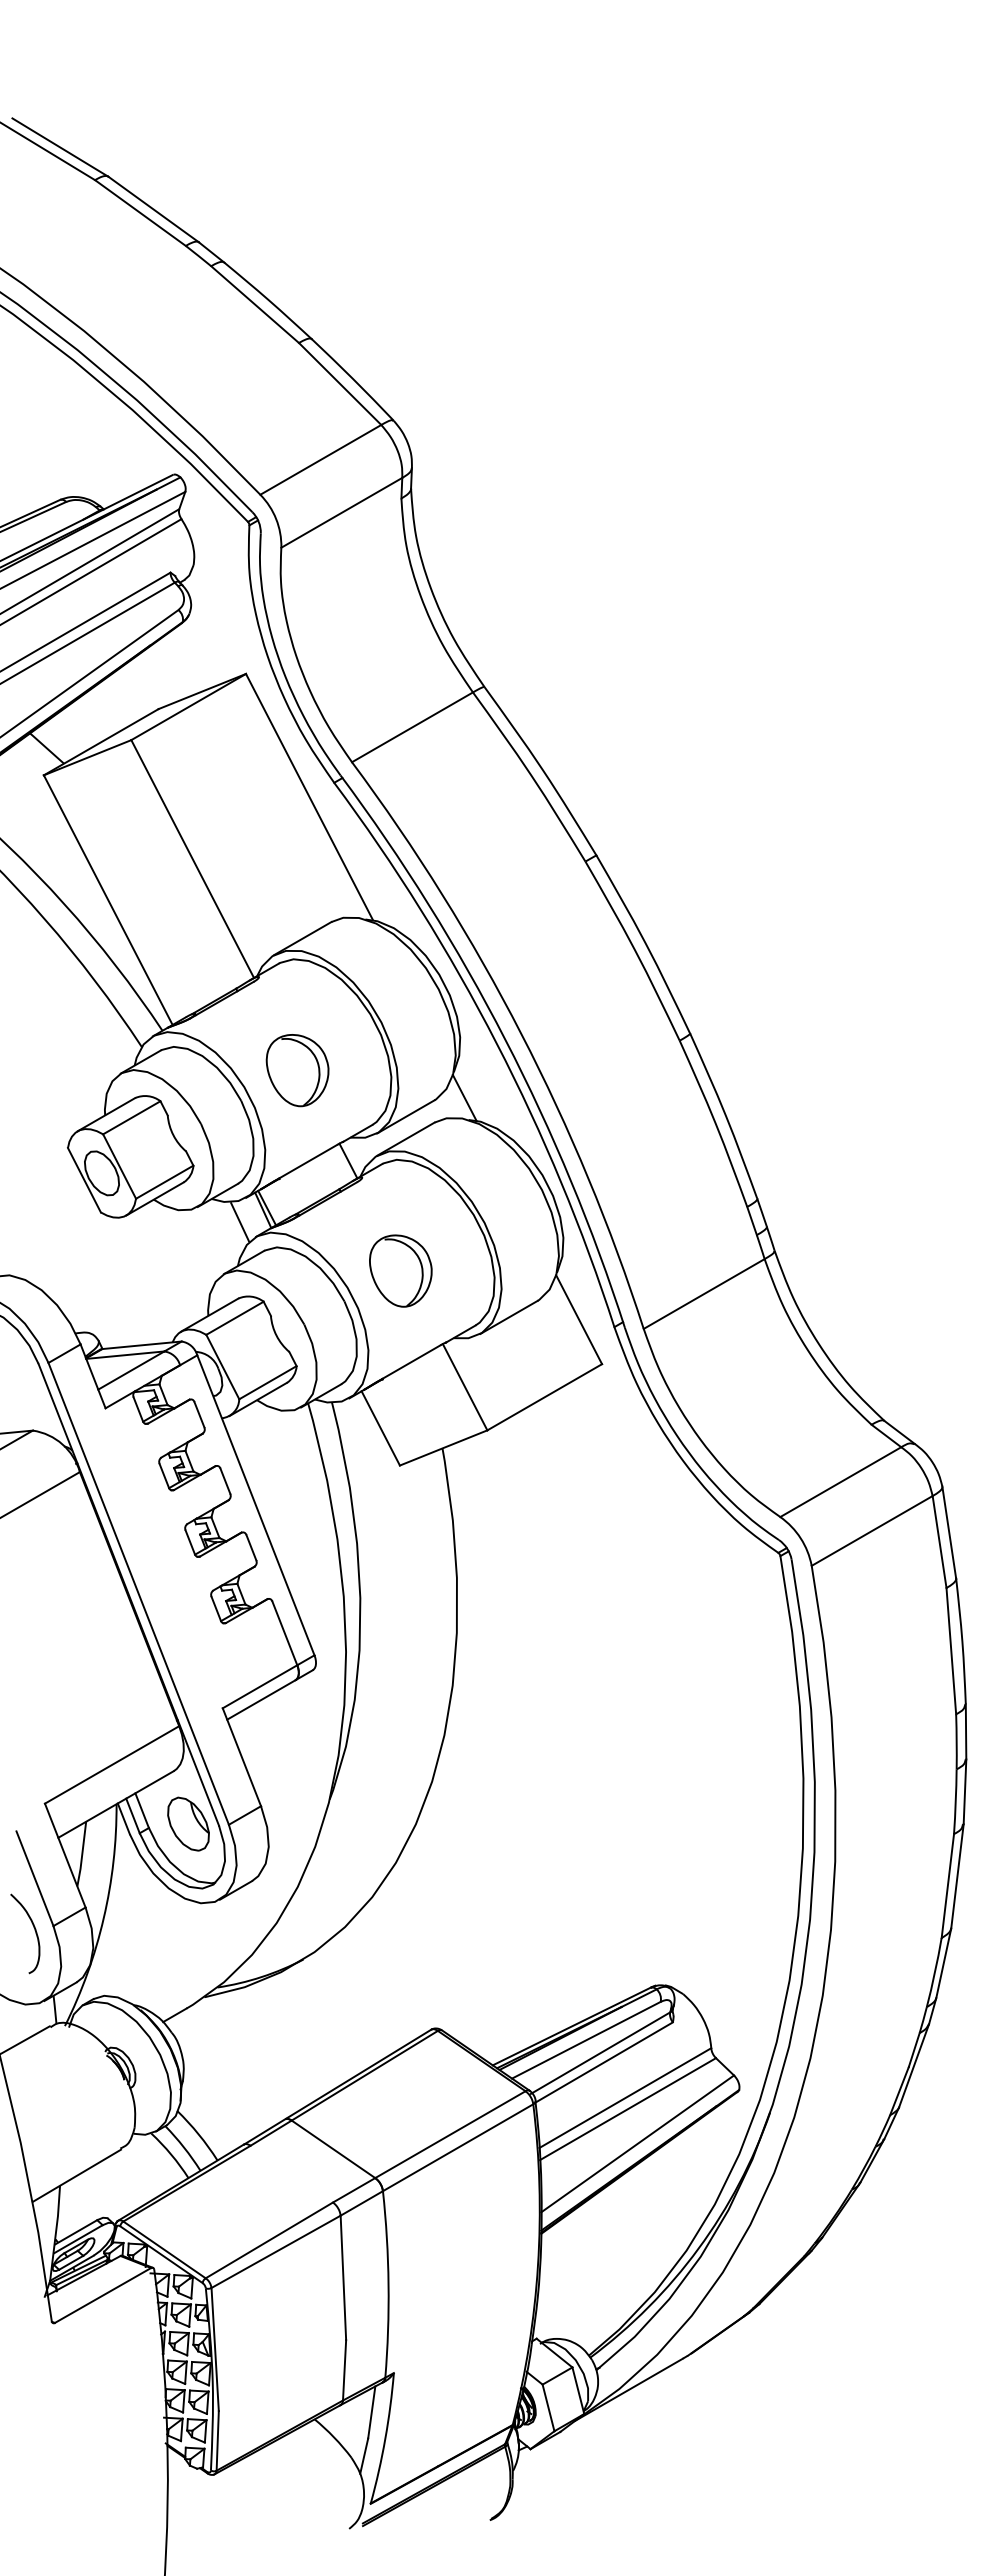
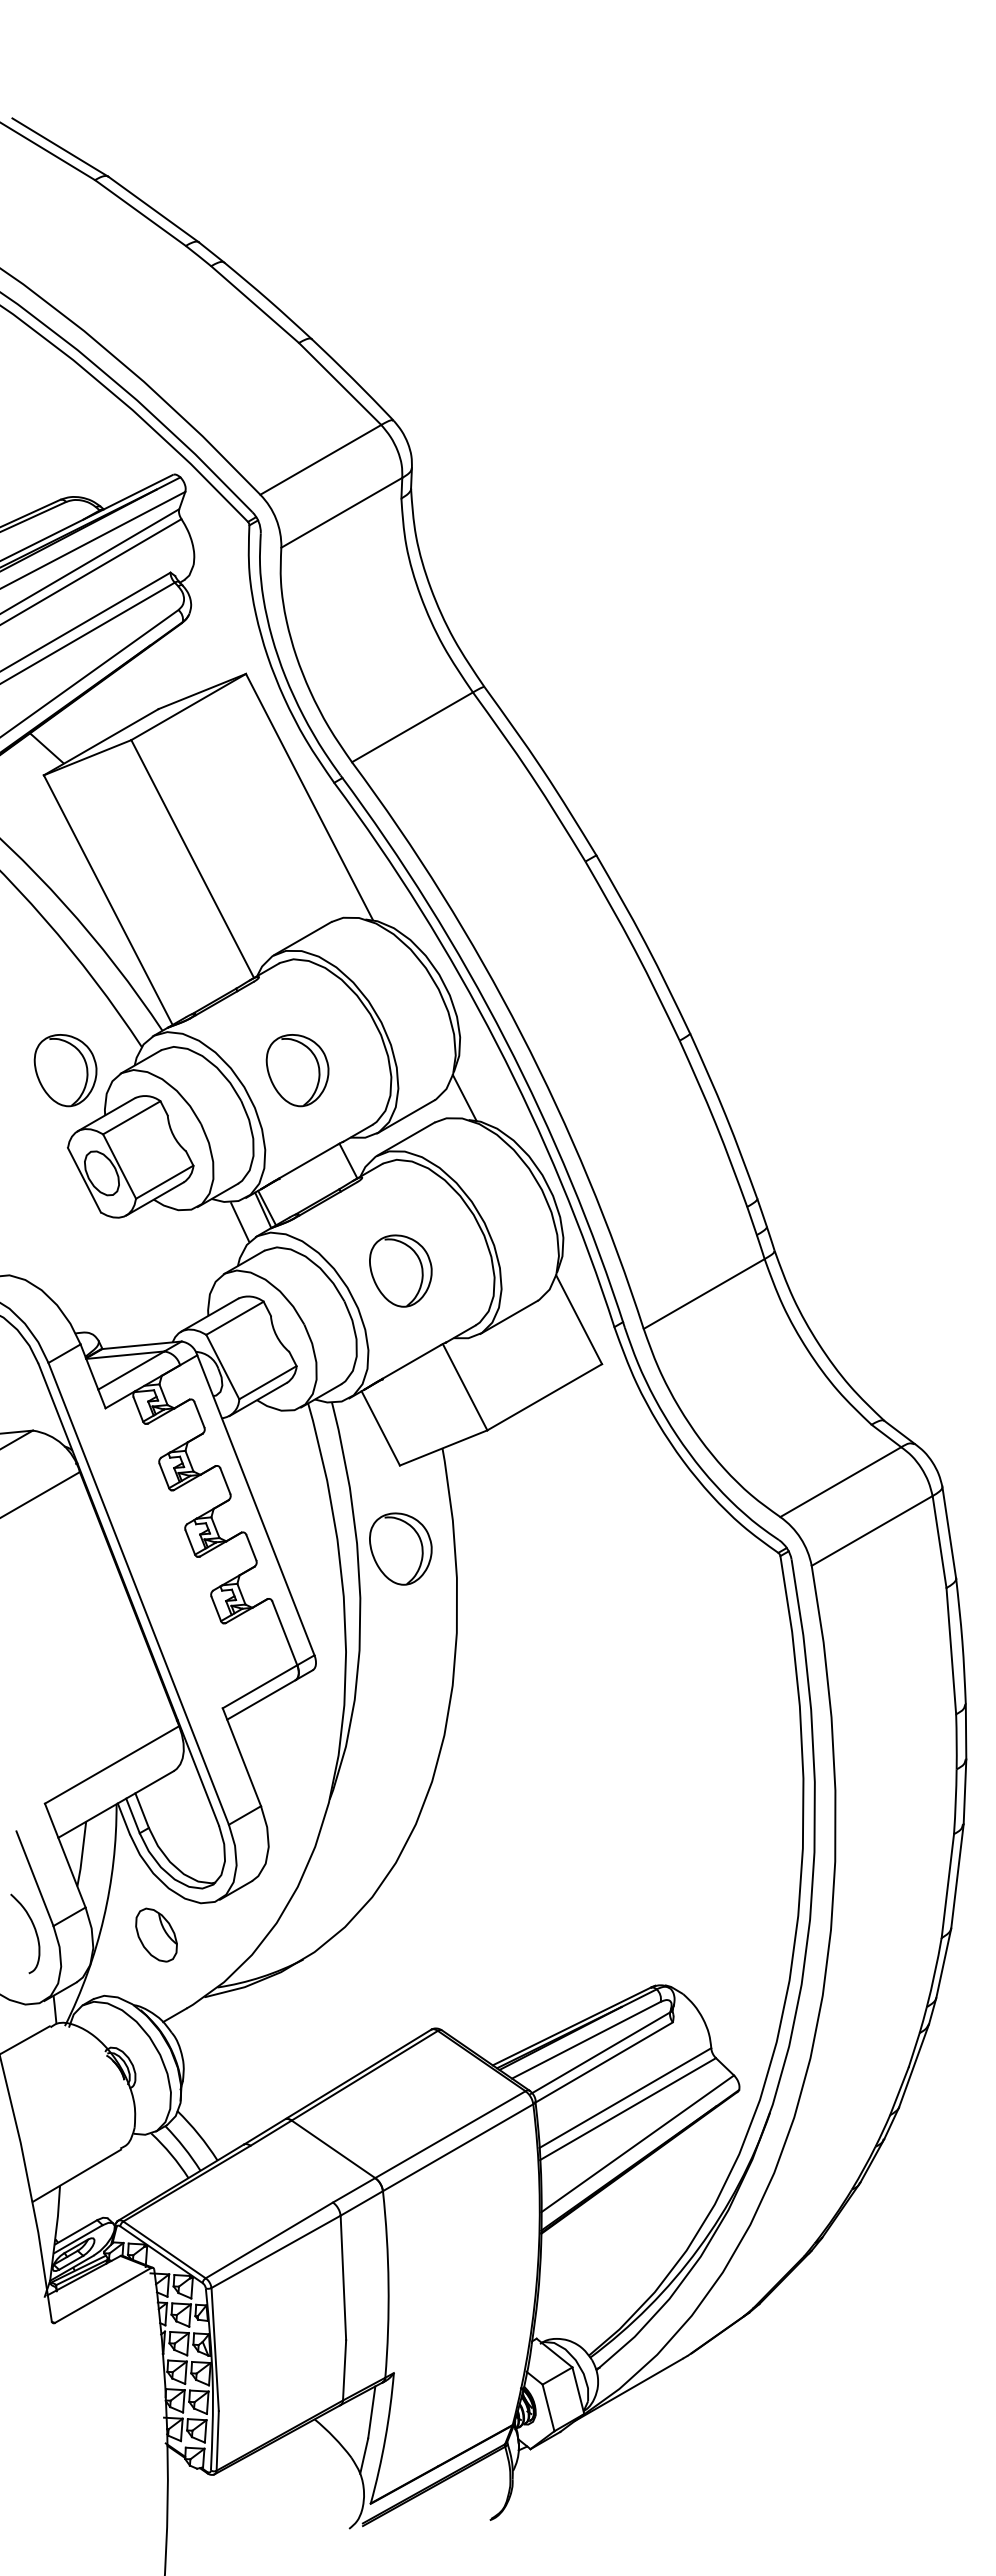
part: none -> present (65, 1070)
part: none -> present (400, 1548)
part position: (188, 1823) -> (156, 1934) (156, 1934)
